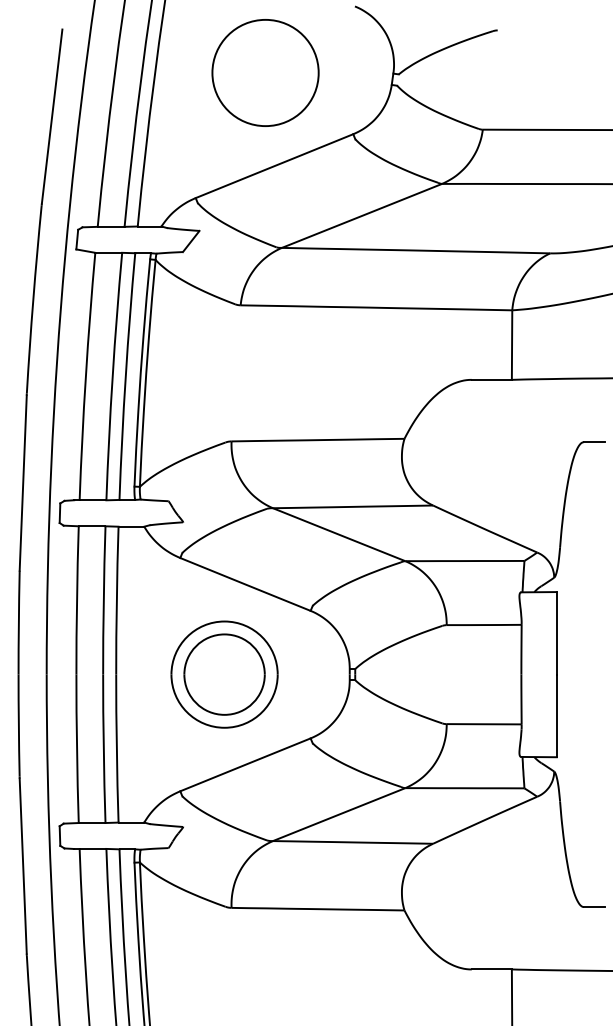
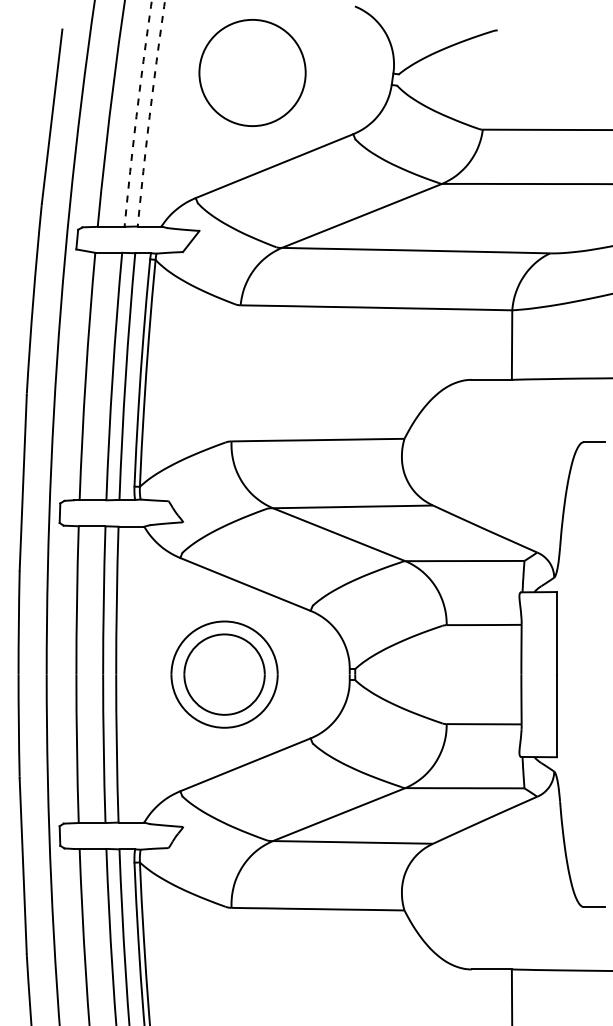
circle position: (265, 72) -> (252, 72) (252, 72)
arc: solid -> dashed (136, 113)
arc: solid -> dashed (150, 113)
